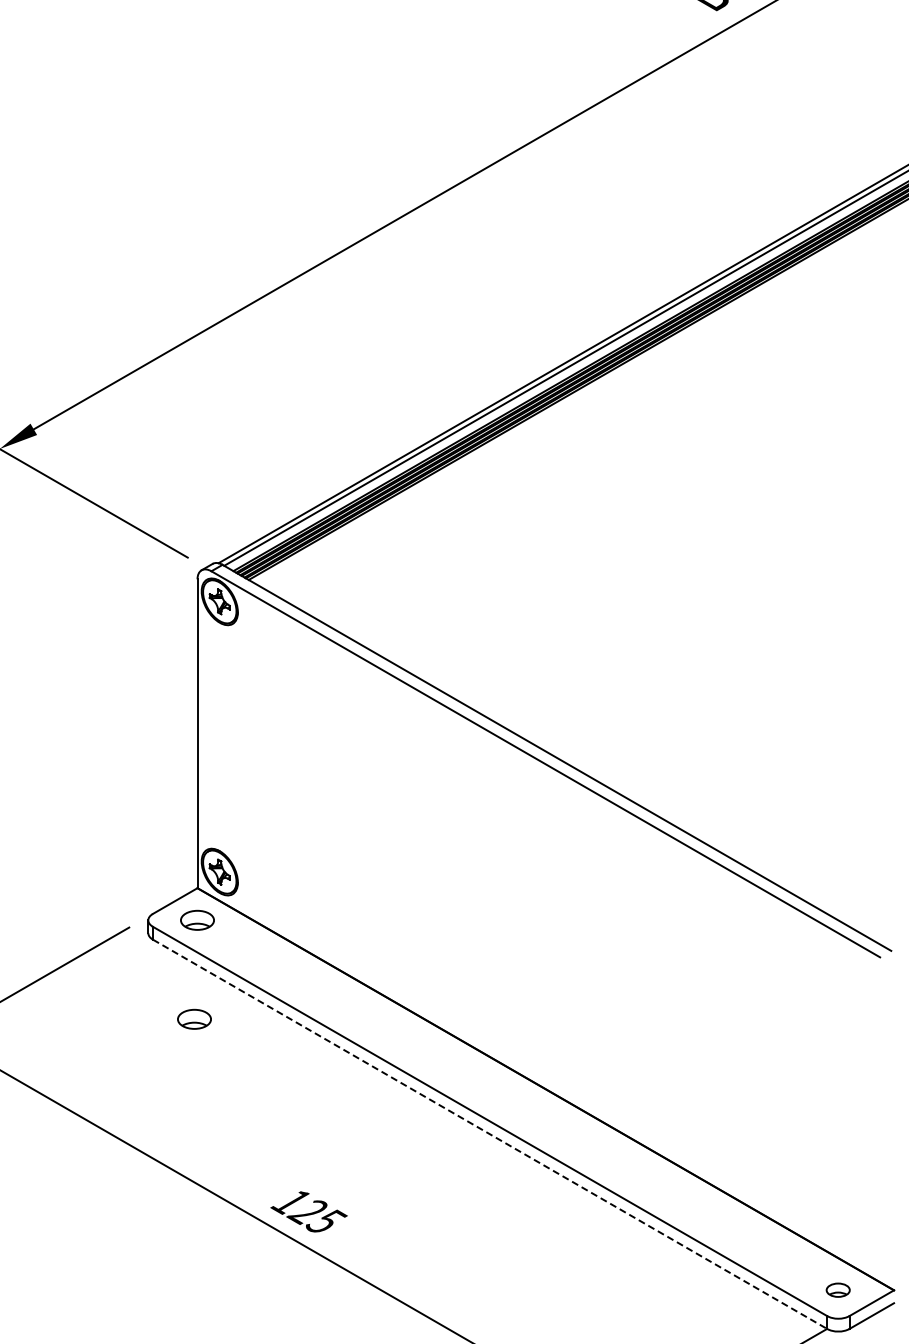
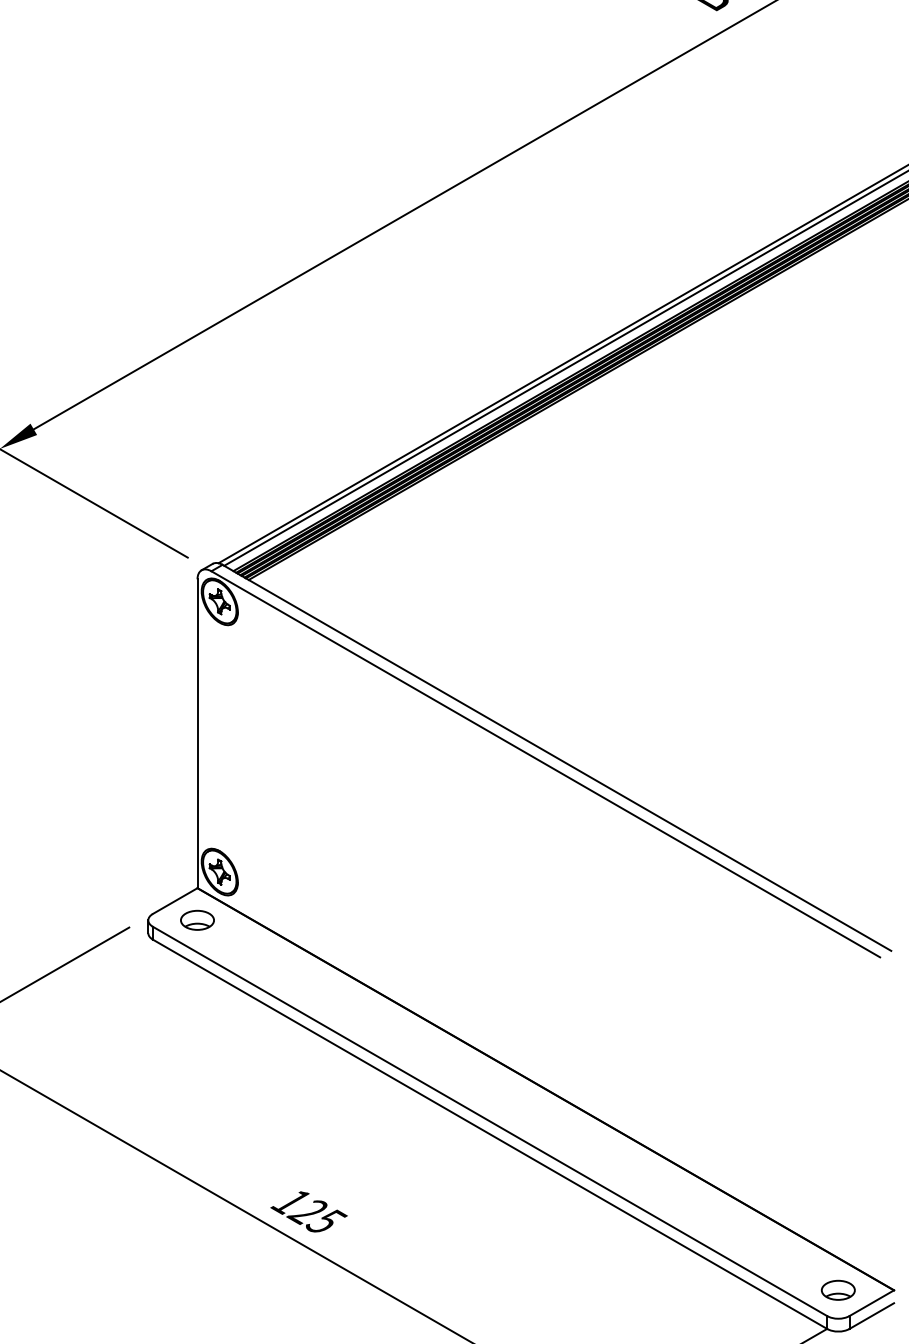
part: present -> none (194, 1018)
line: dashed -> solid (490, 1134)
part size: 26x16 px -> 36x22 px (837, 1289)
